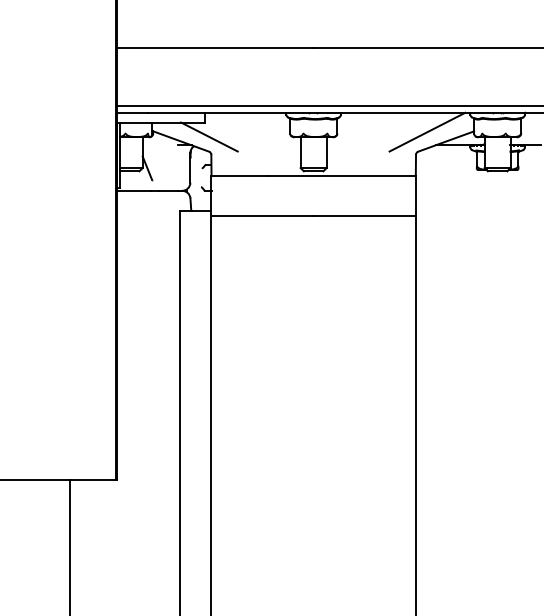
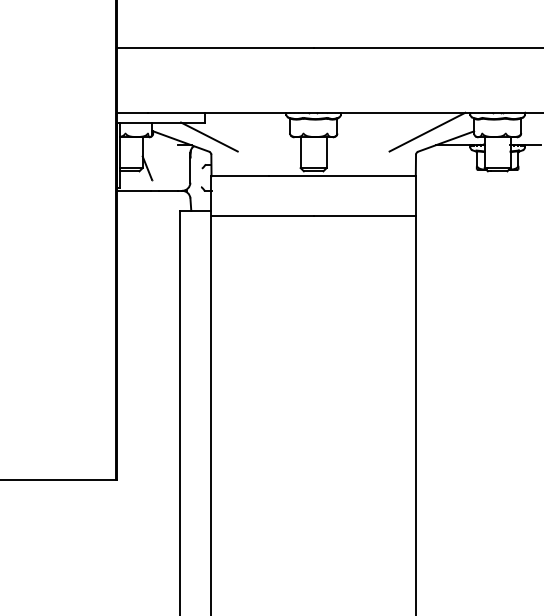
line: present -> none (328, 106)
line: present -> none (69, 546)
